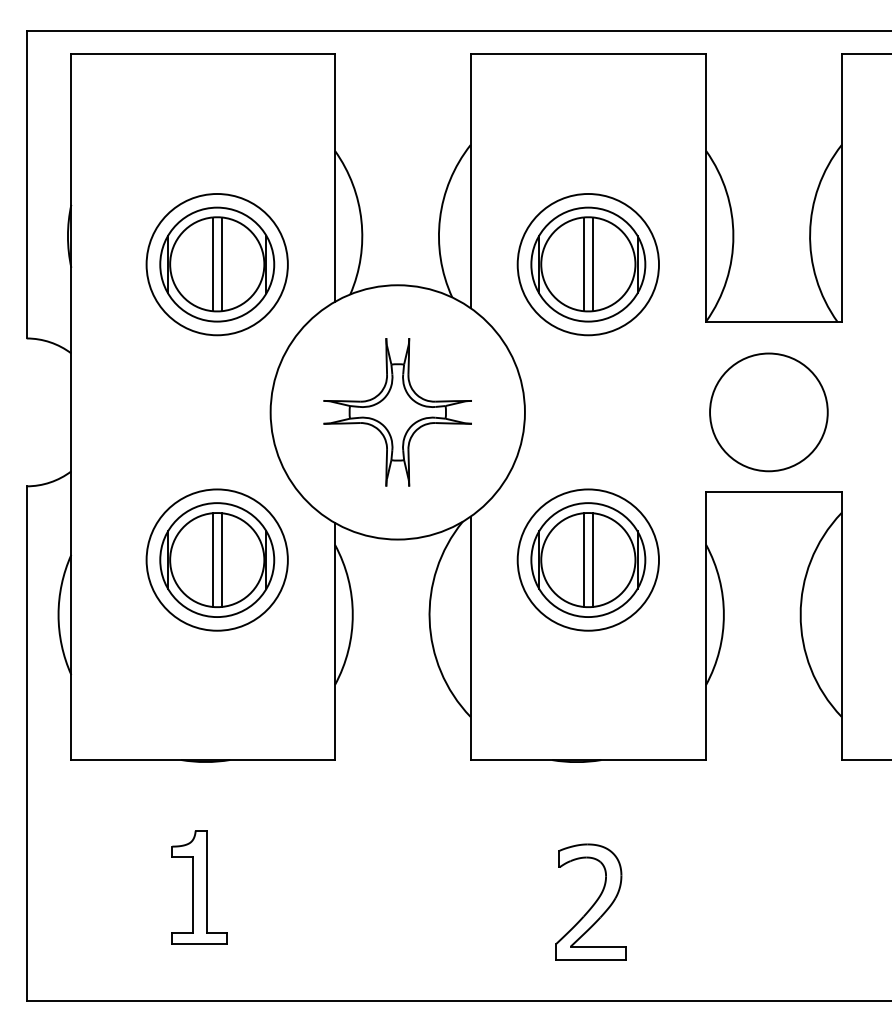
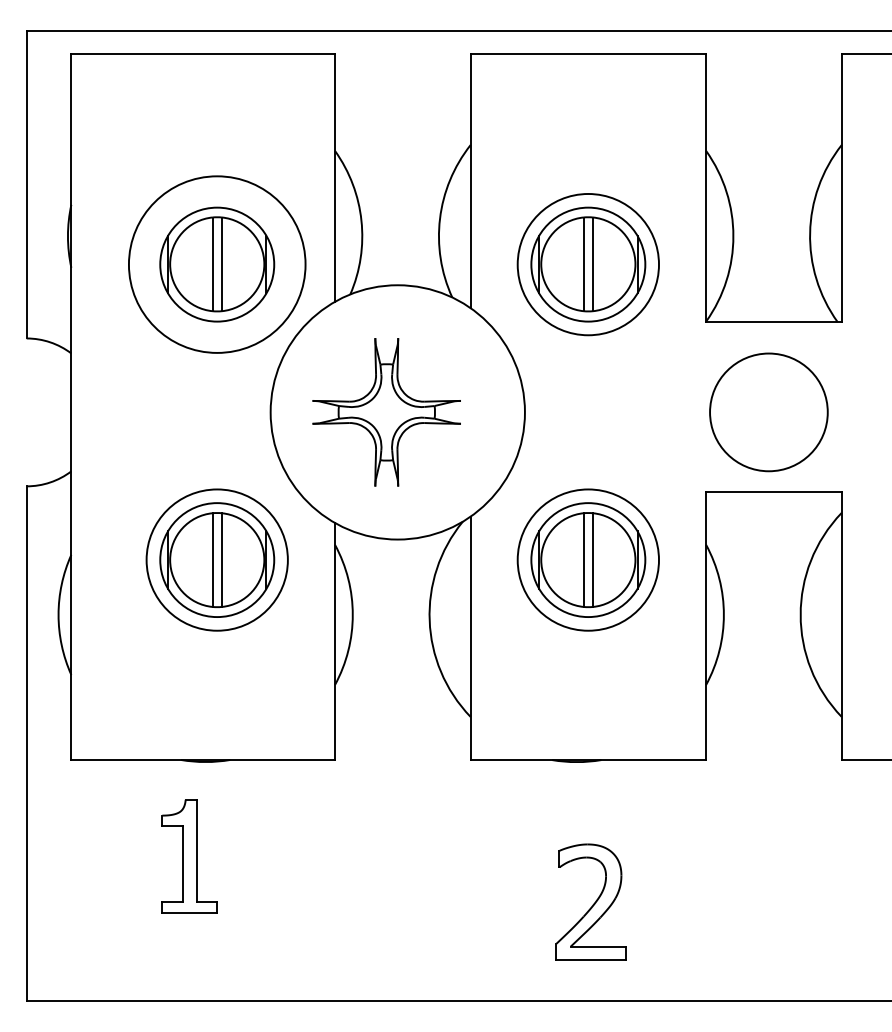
circle diameter: 141 px -> 177 px (216, 264)
part position: (397, 412) -> (386, 412) (386, 412)
part position: (199, 887) -> (189, 856) (189, 856)
